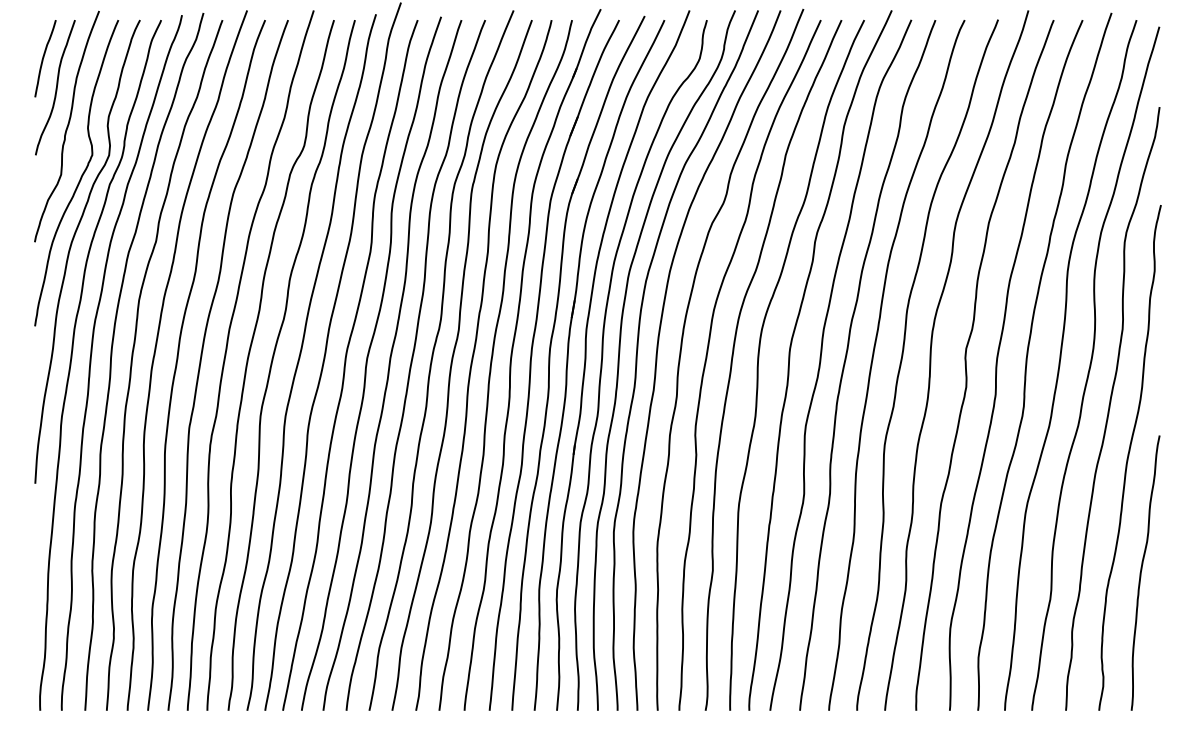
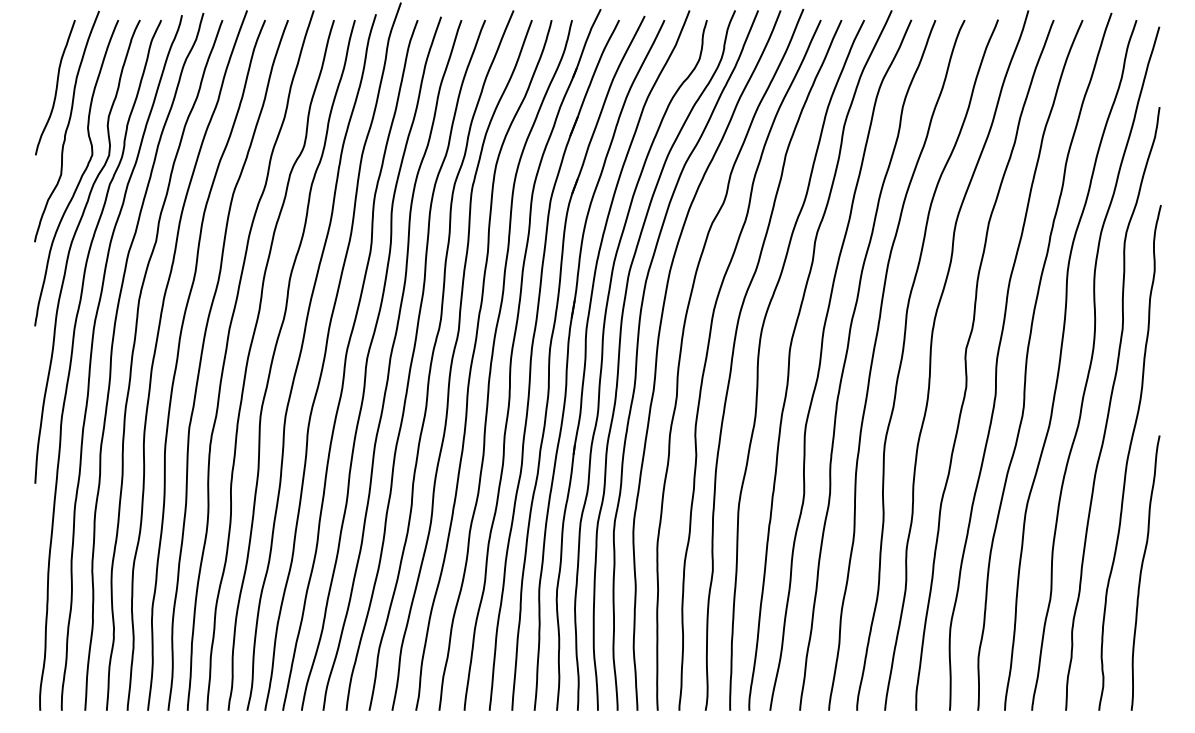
curve: present -> none (44, 57)
